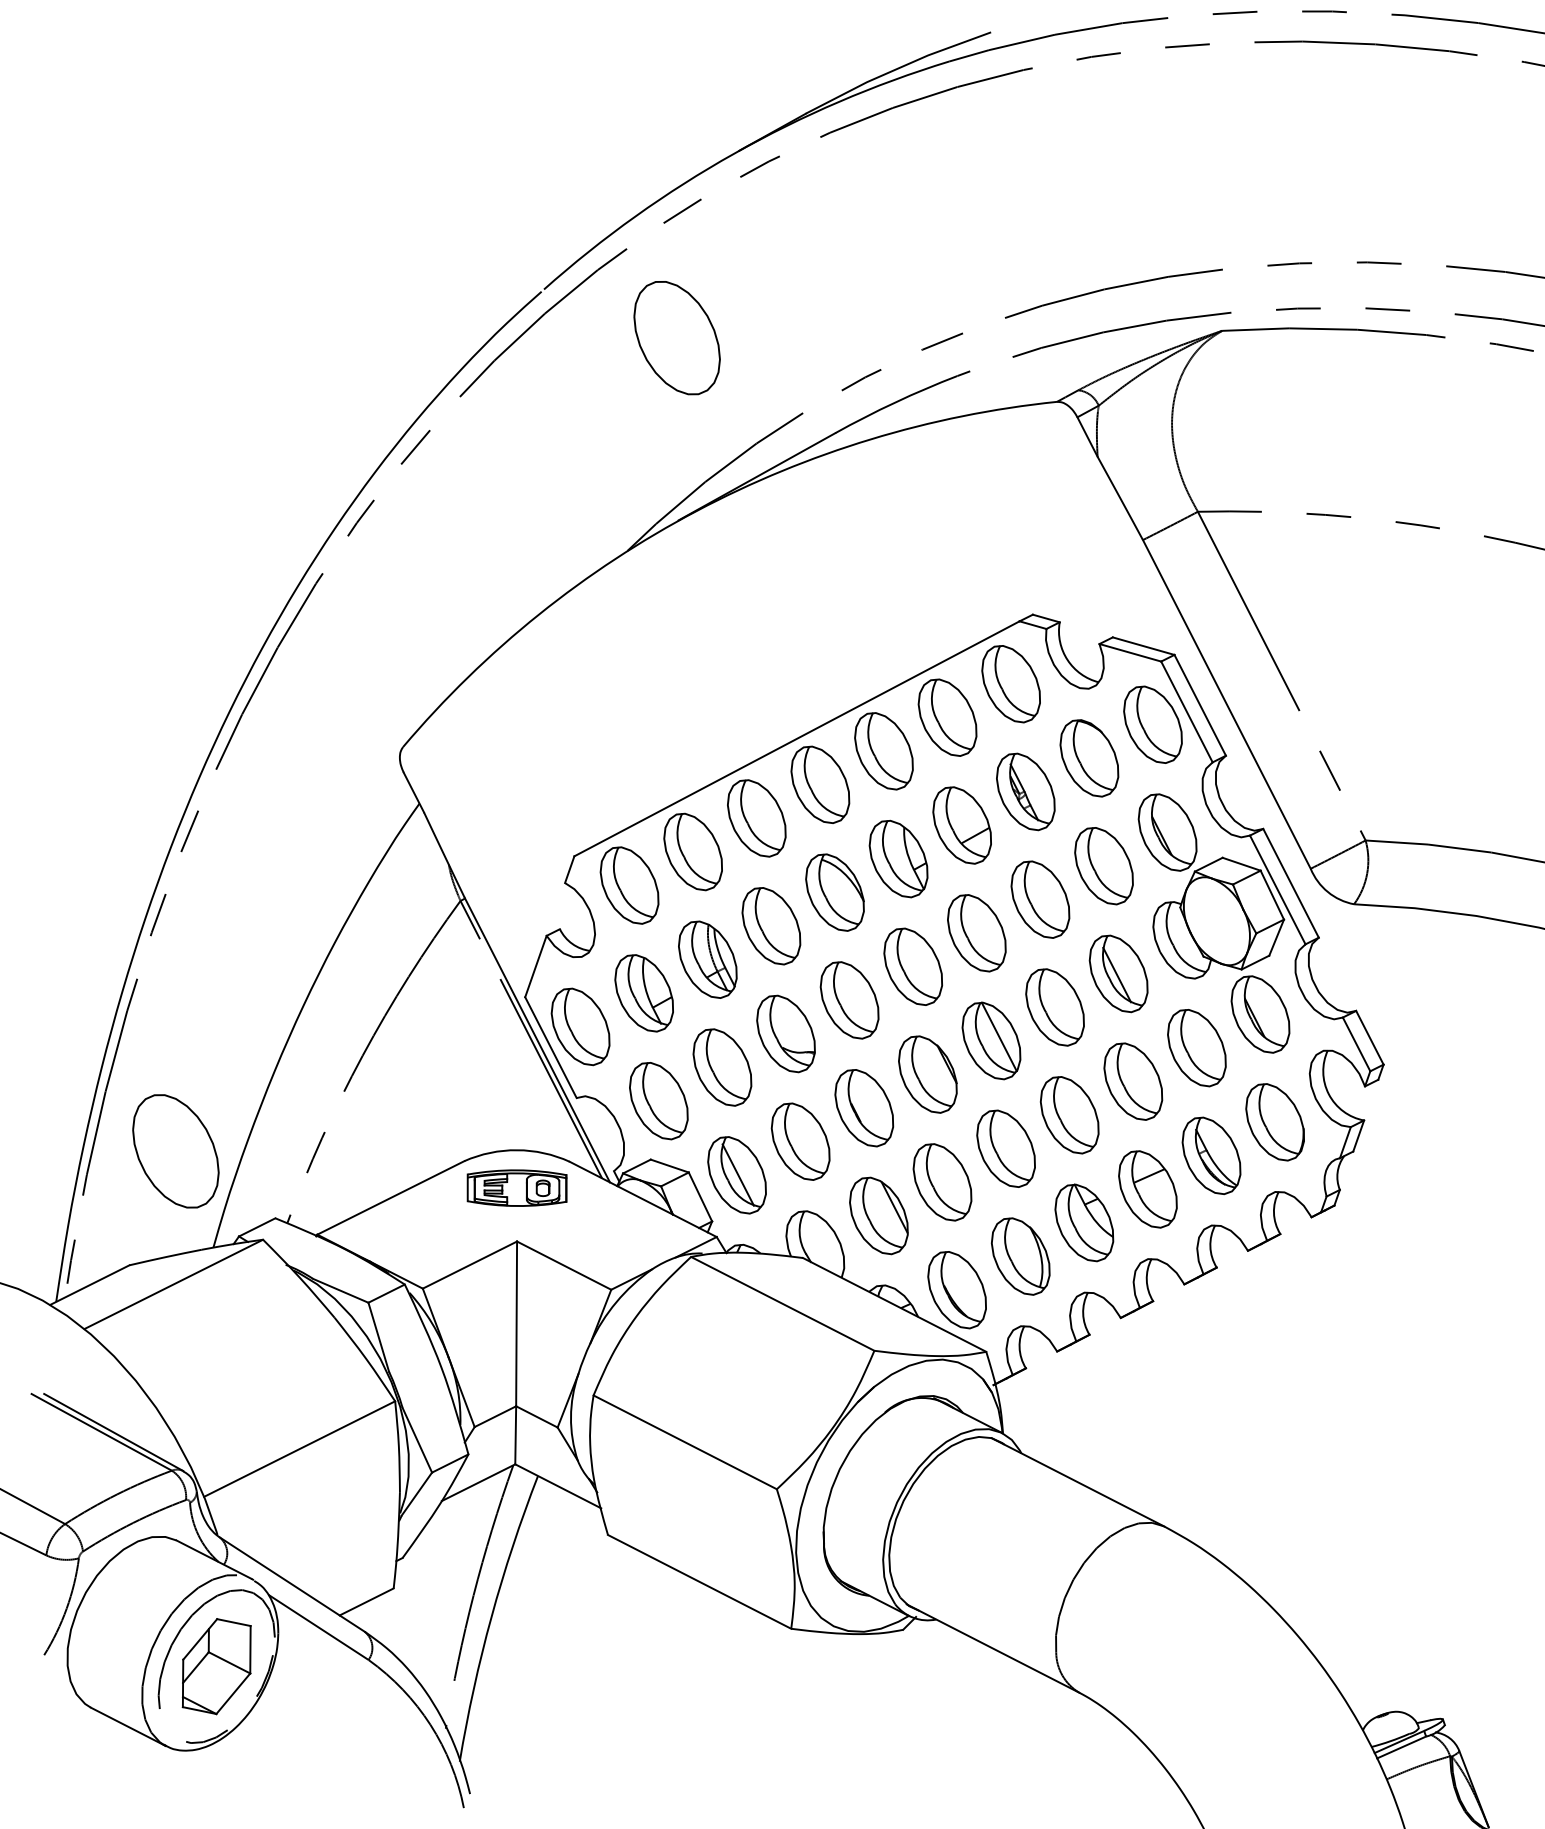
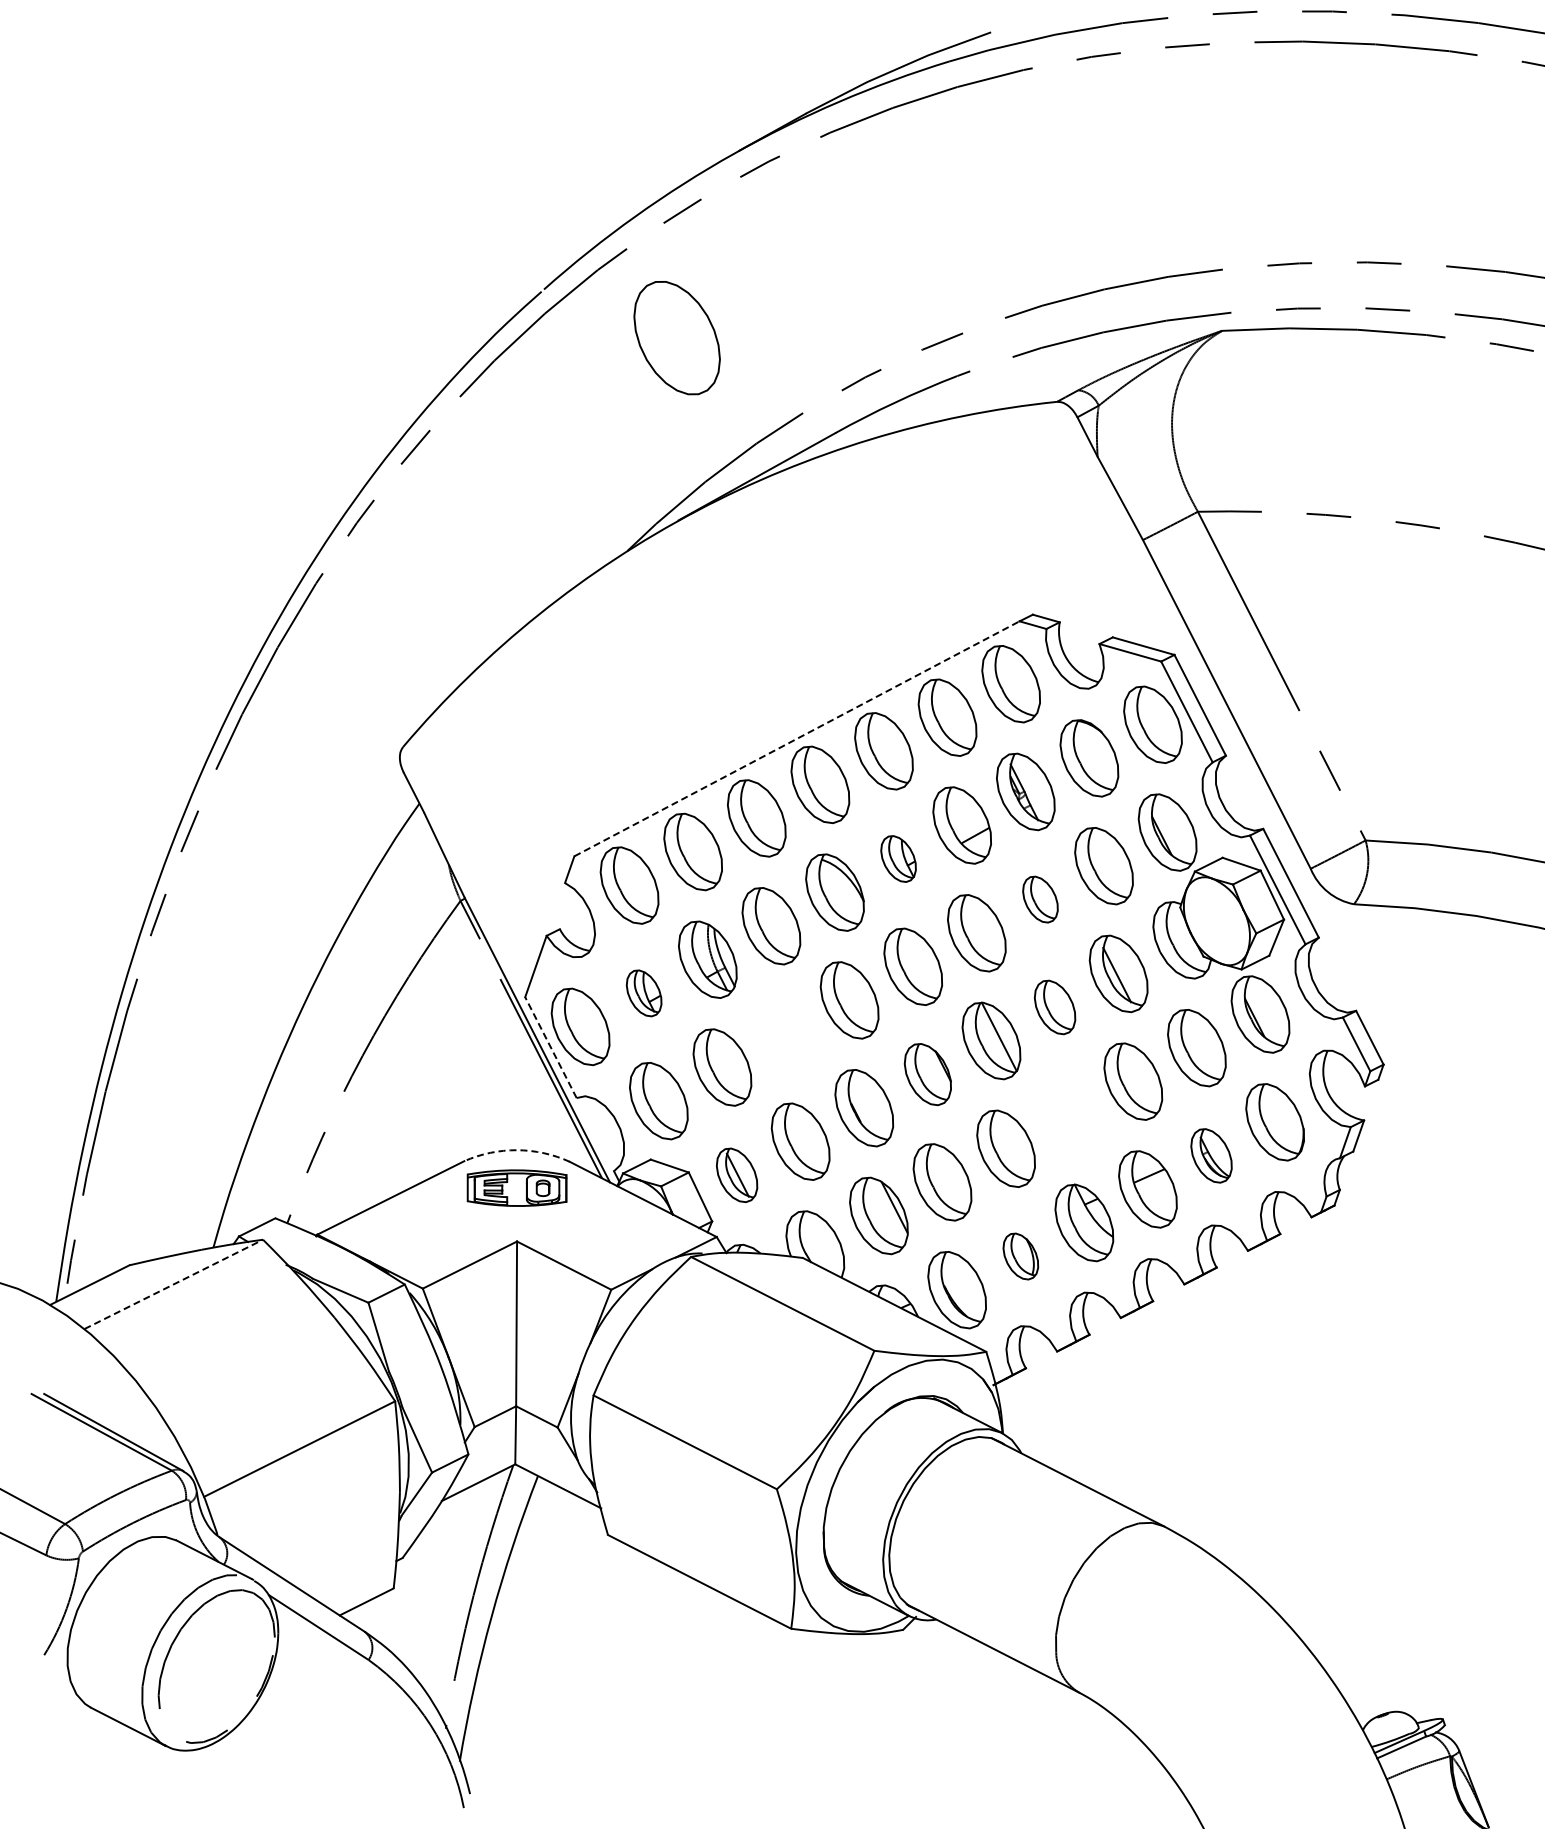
line: solid -> dashed (796, 738)
part size: 61x80 px -> 37x48 px (898, 858)
part size: 61x79 px -> 37x49 px (1040, 899)
part size: 60x79 px -> 38x49 px (643, 993)
part size: 60x79 px -> 43x57 px (1055, 1007)
part: present -> none (785, 1033)
line: solid -> dashed (550, 1047)
part size: 60x79 px -> 49x64 px (927, 1074)
part: present -> none (1069, 1115)
arc: solid -> dashed (517, 1150)
part: present -> none (175, 1151)
part size: 61x80 px -> 43x56 px (1211, 1155)
part size: 60x79 px -> 43x56 px (737, 1174)
part size: 60x79 px -> 38x49 px (1020, 1256)
line: solid -> dashed (173, 1284)
part: present -> none (216, 1666)
